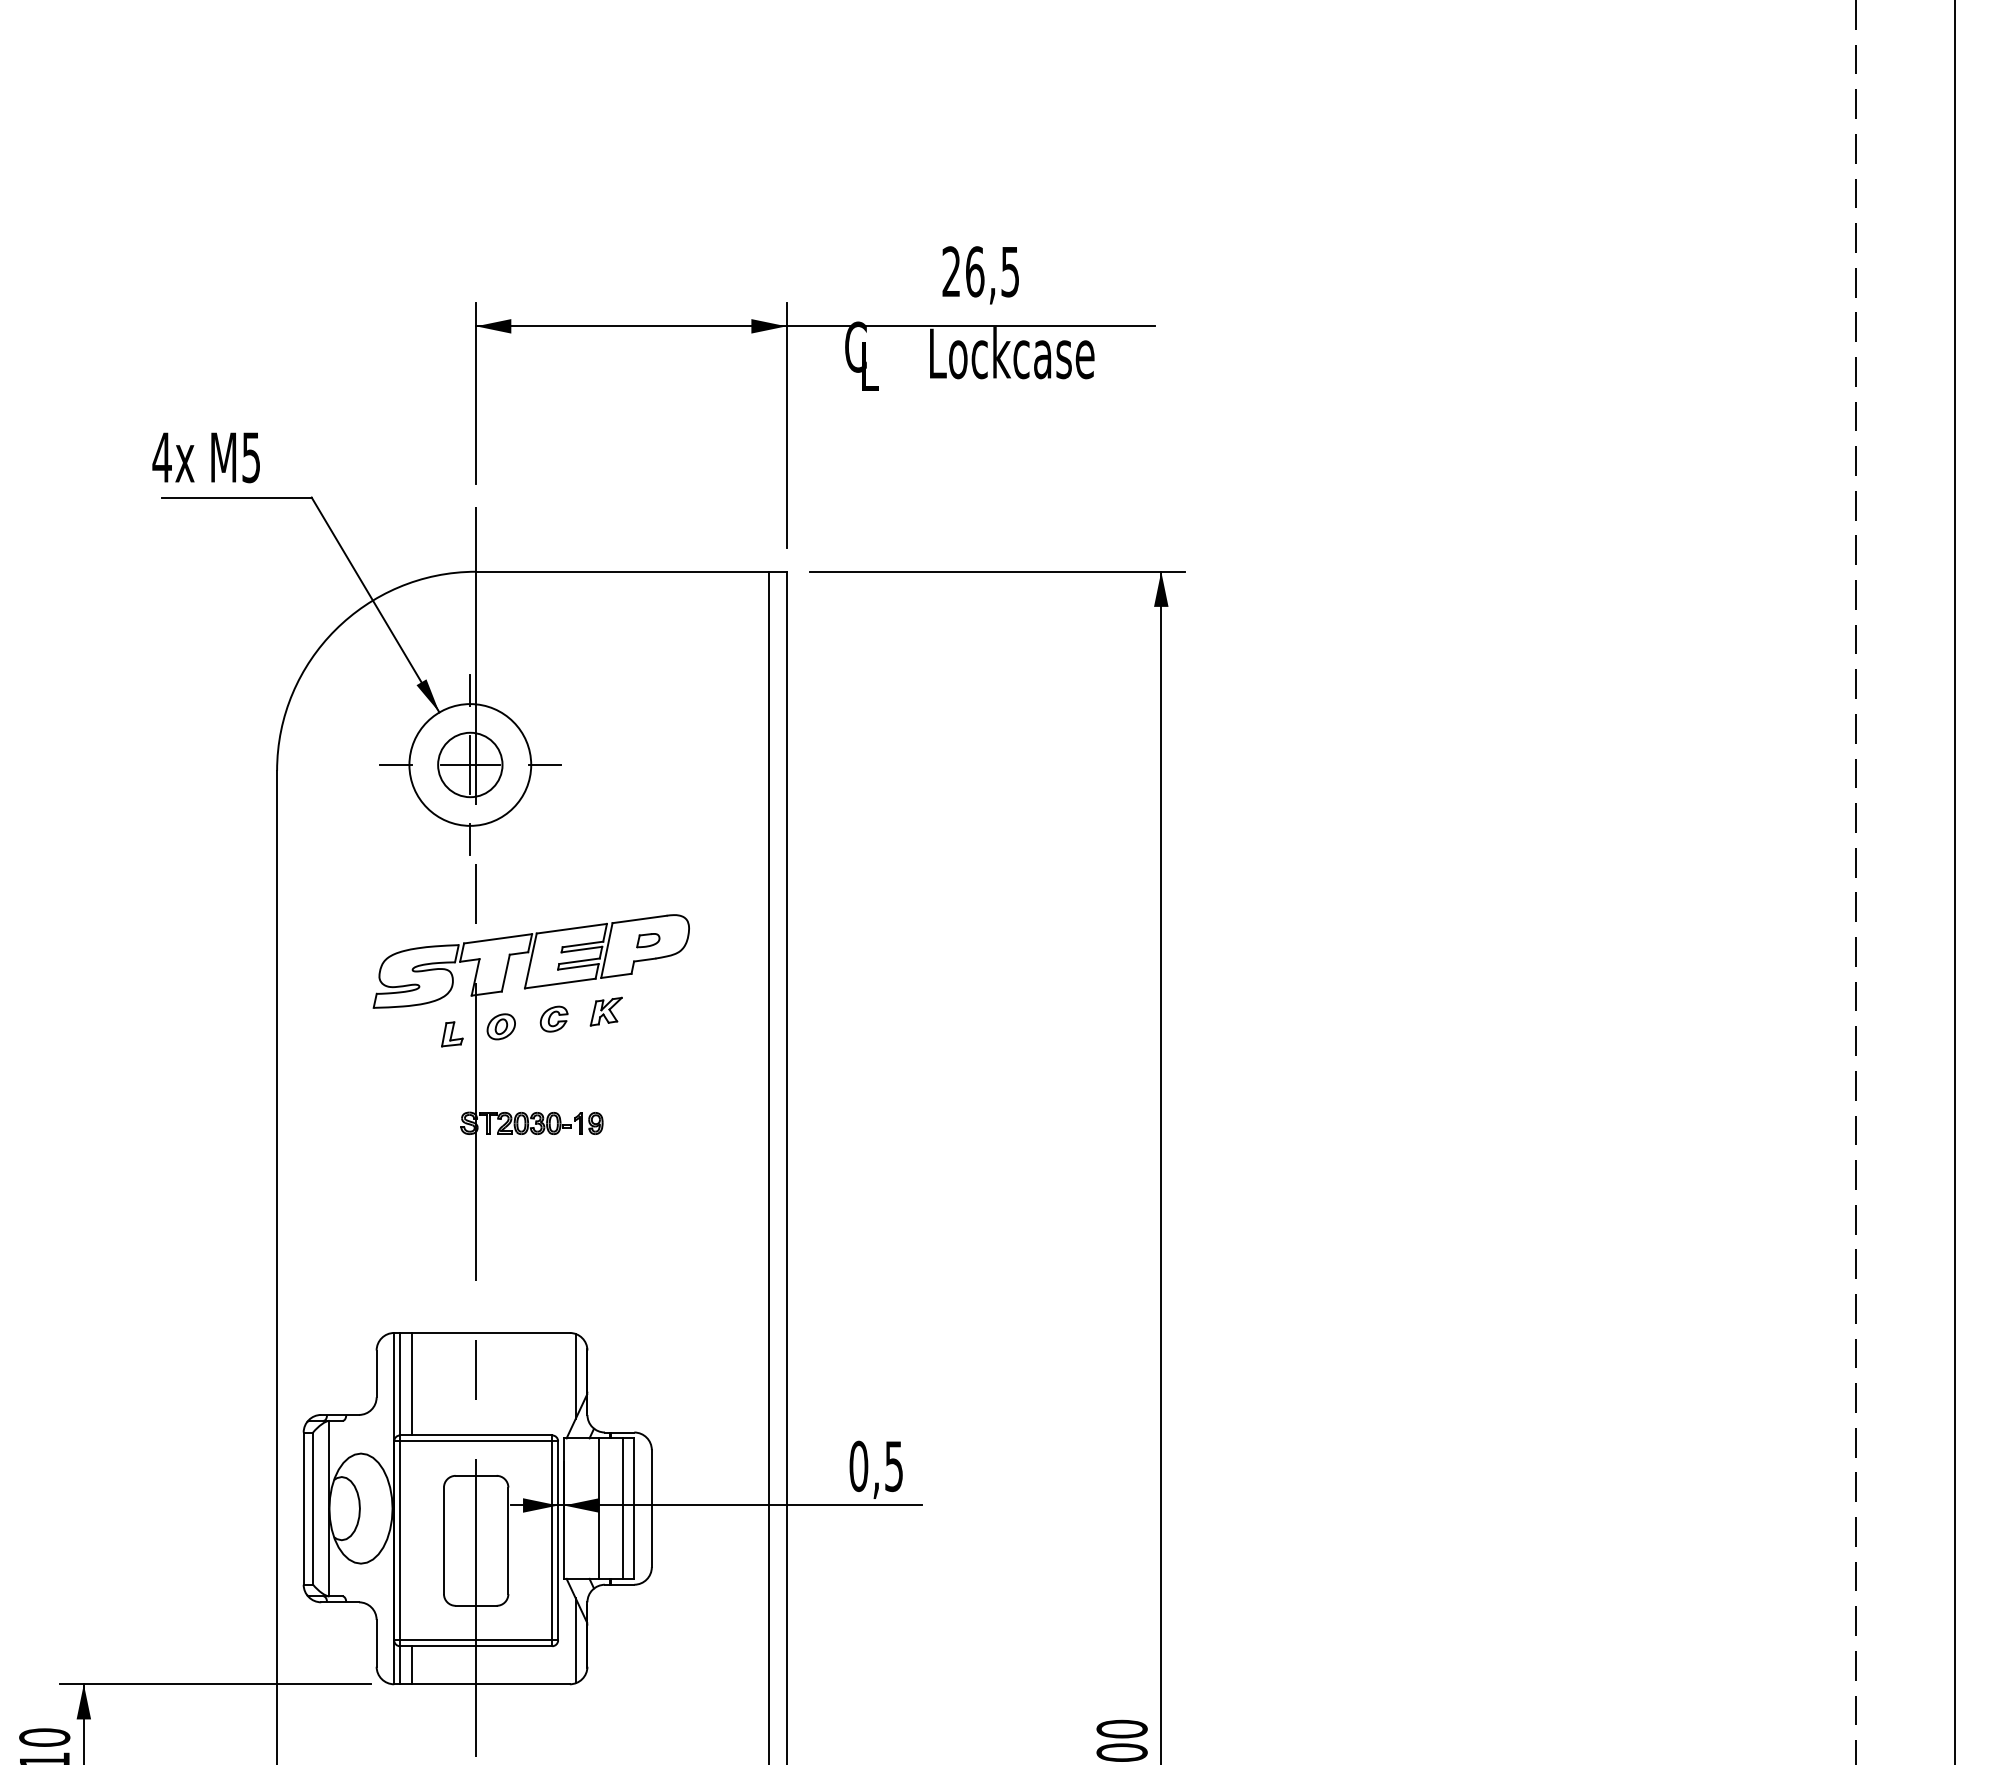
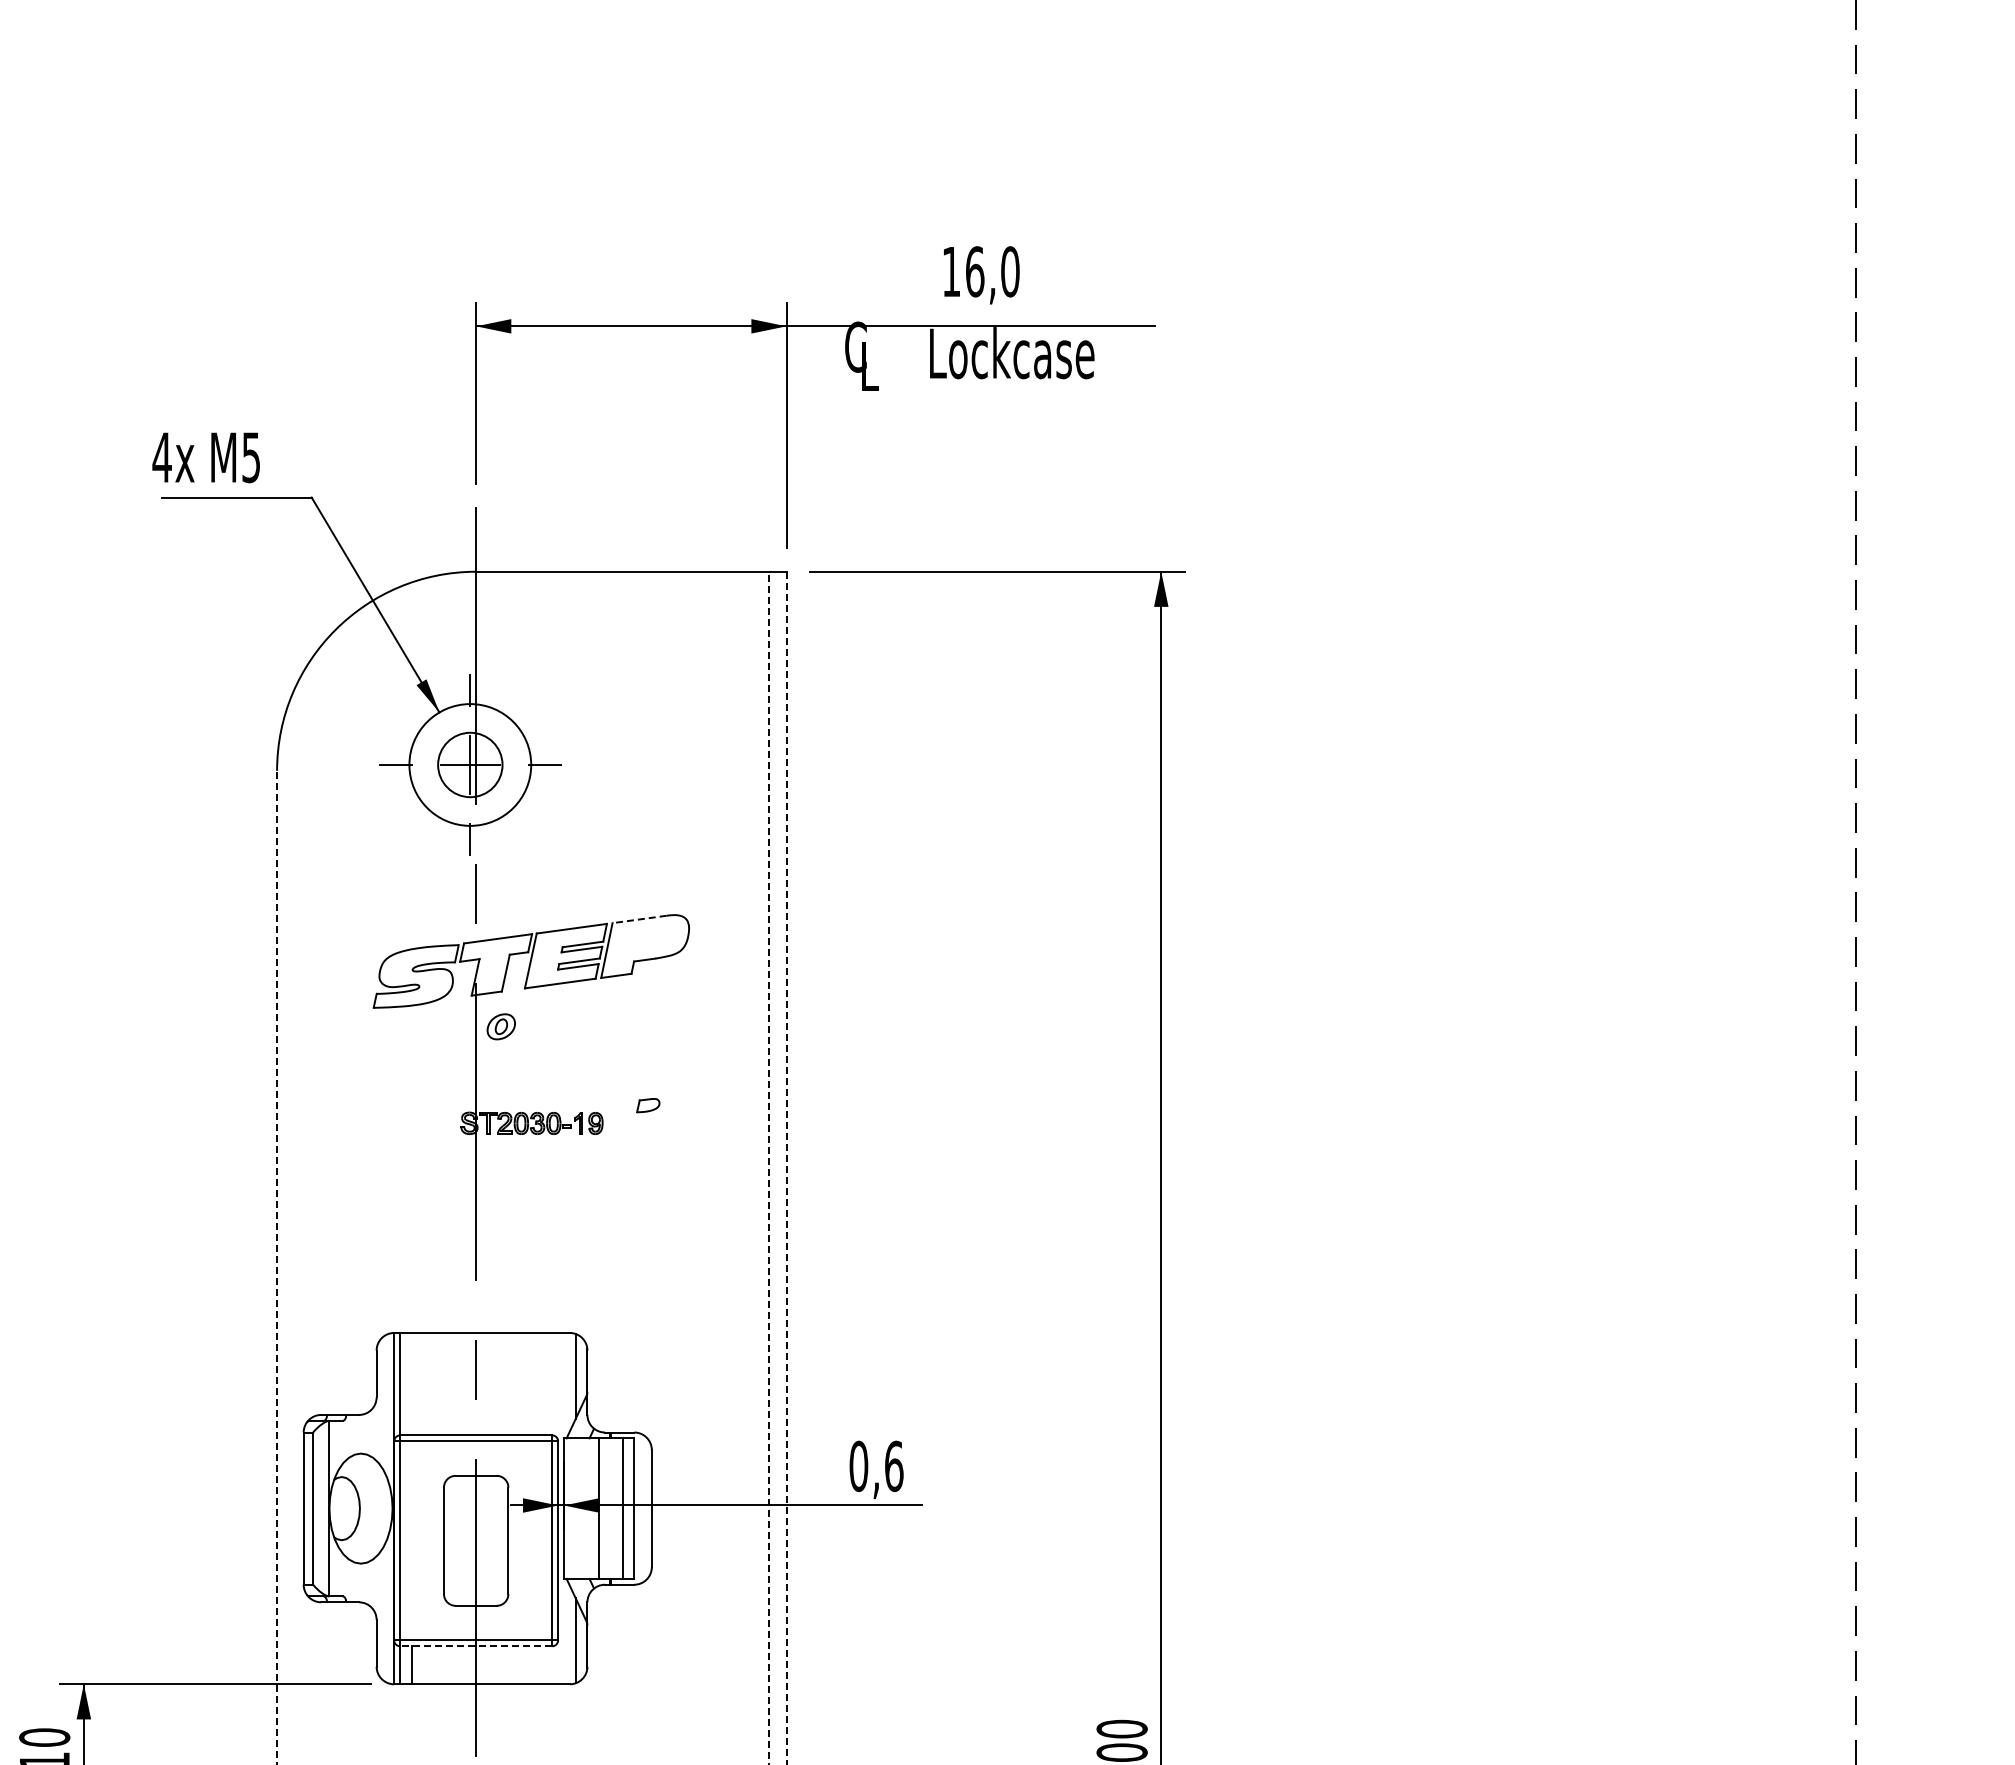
text: 26,5 -> 16,0 (980, 271)
line: present -> none (1954, 881)
line: solid -> dashed (639, 919)
part position: (648, 940) -> (648, 1105) (648, 1105)
part: present -> none (605, 1011)
part: present -> none (553, 1018)
part: present -> none (452, 1034)
line: solid -> dashed (768, 1167)
line: solid -> dashed (786, 1168)
line: solid -> dashed (277, 1267)
line: present -> none (411, 1383)
text: 0,5 -> 0,6 (894, 1466)
line: solid -> dashed (475, 1646)
